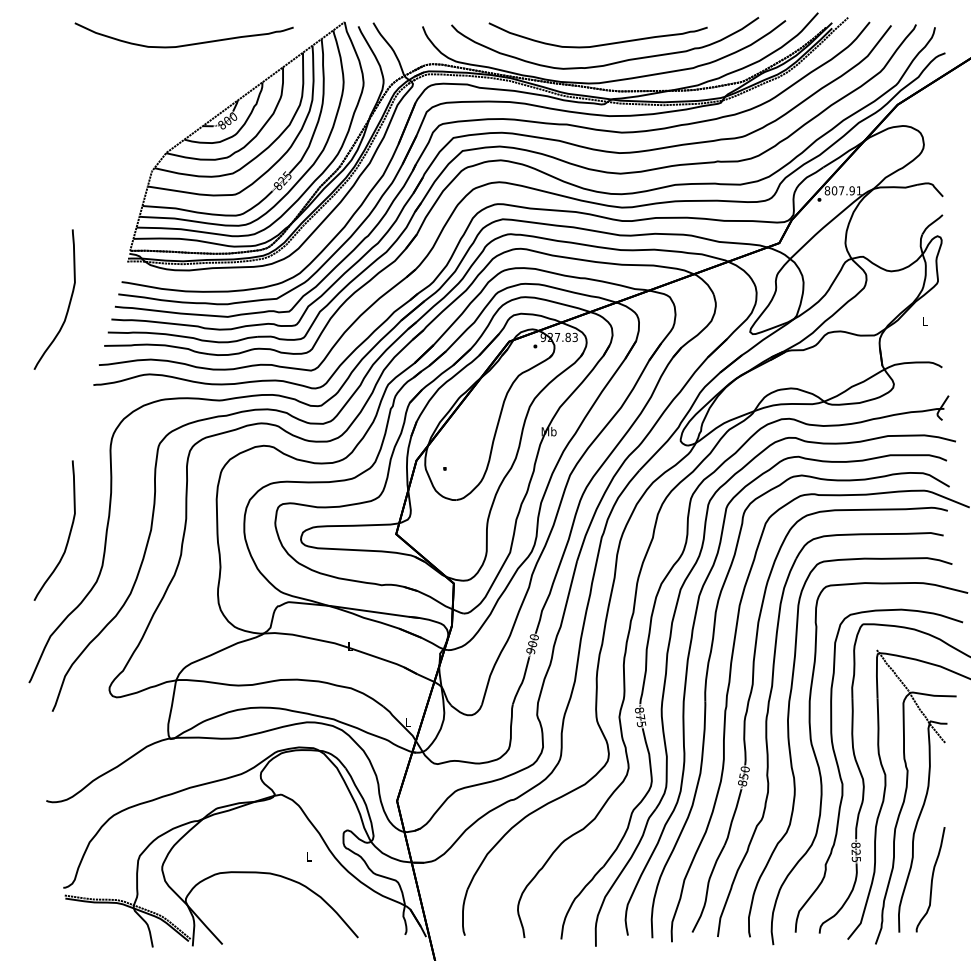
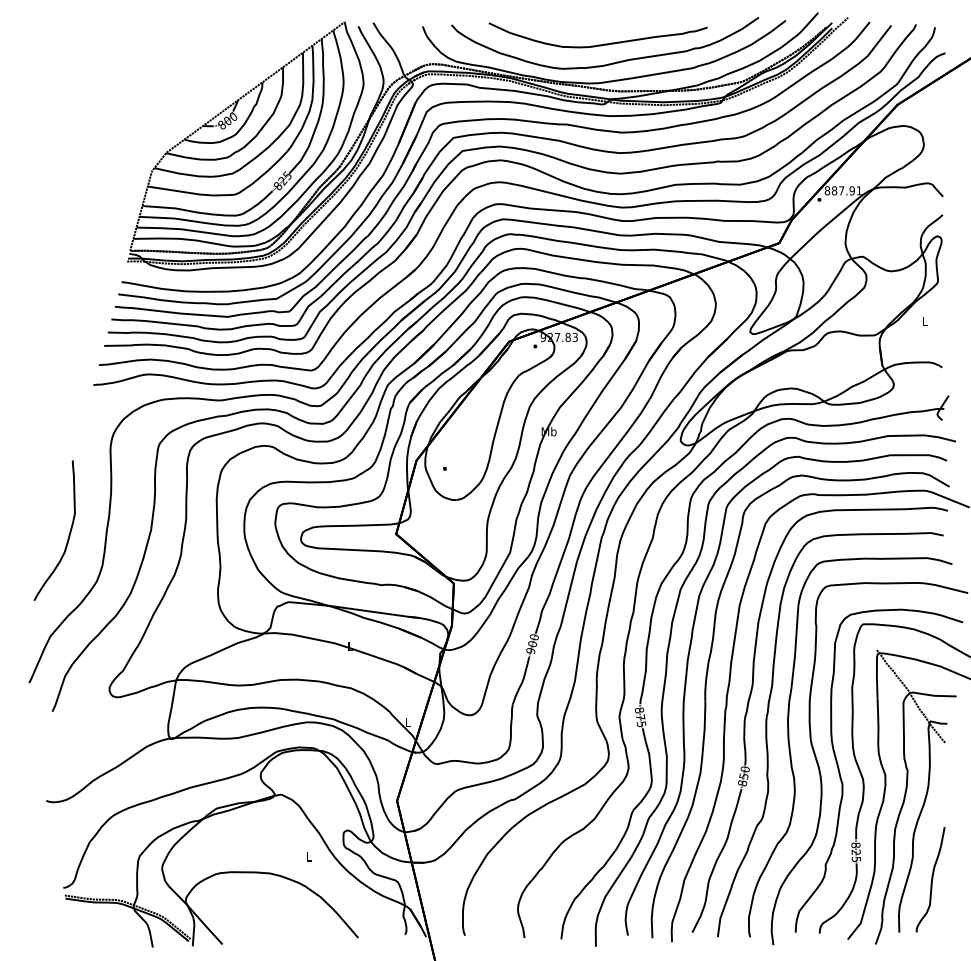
curve: present -> none (184, 44)
text: 807.91 -> 887.91 (834, 190)
curve: present -> none (68, 303)
